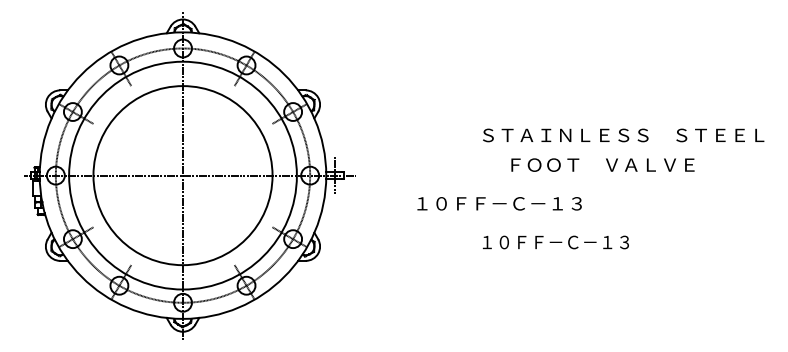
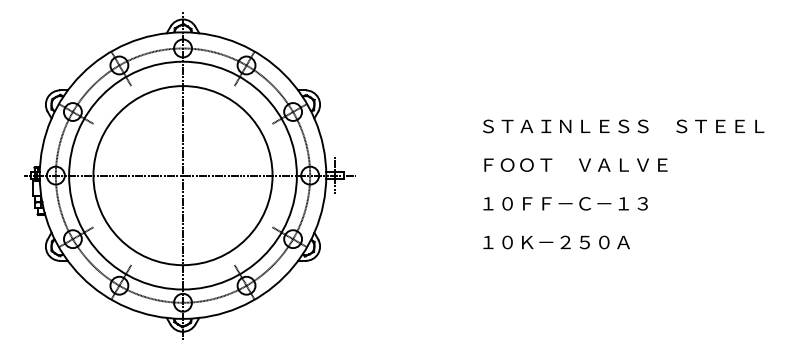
text position: (623, 135) -> (623, 126) (623, 126)
text position: (602, 164) -> (575, 164) (575, 164)
text position: (499, 203) -> (565, 203) (565, 203)
text: １０ＦＦ－Ｃ－１３ -> １０Ｋ－２５０Ａ (555, 242)
